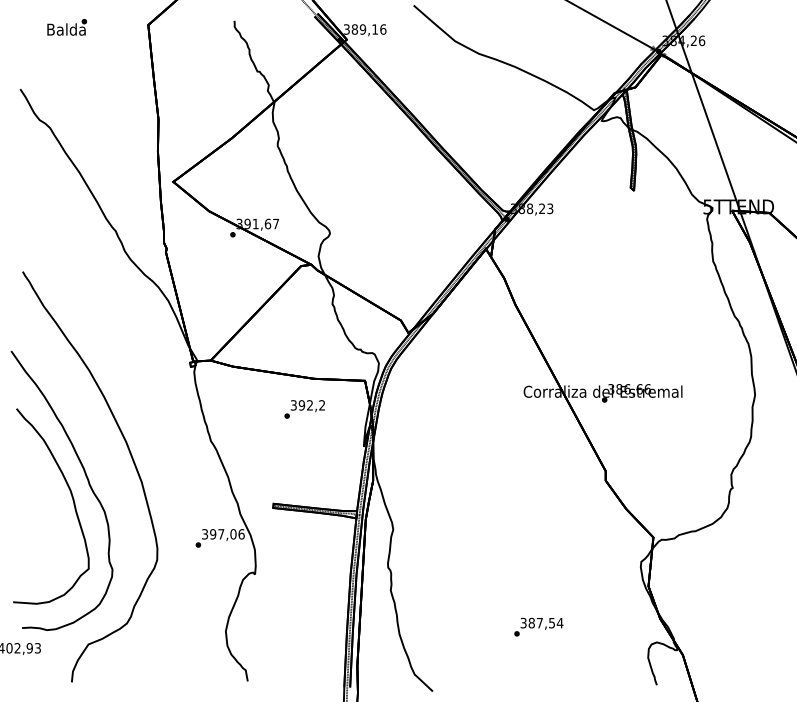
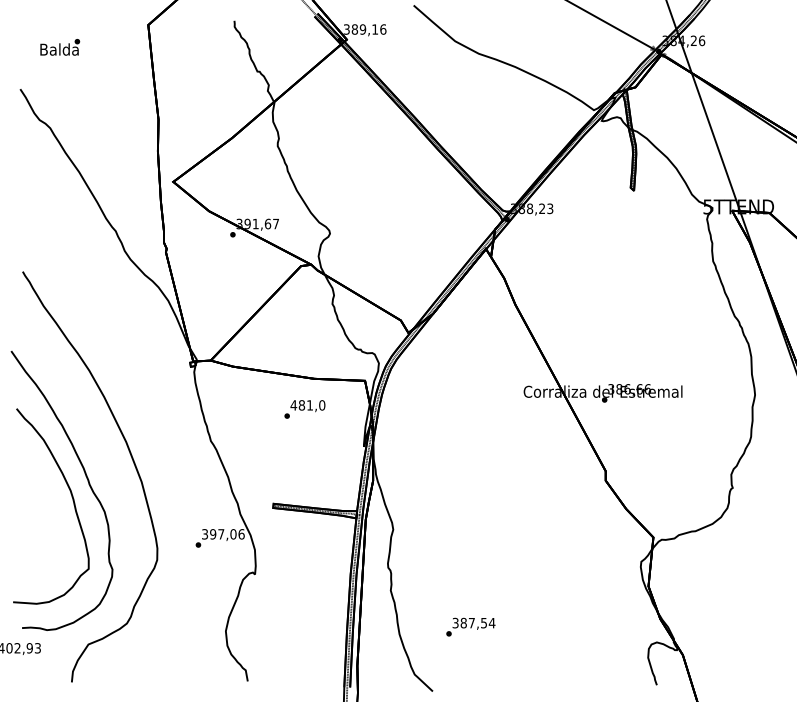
text position: (67, 27) -> (60, 47) (60, 47)
text: 392,2 -> 481,0 (307, 405)
text position: (538, 626) -> (470, 626) (470, 626)
